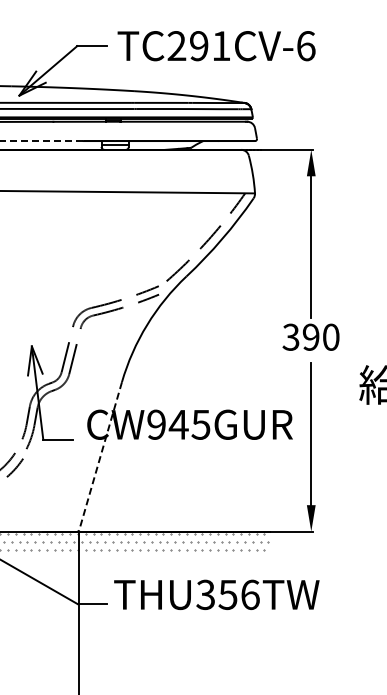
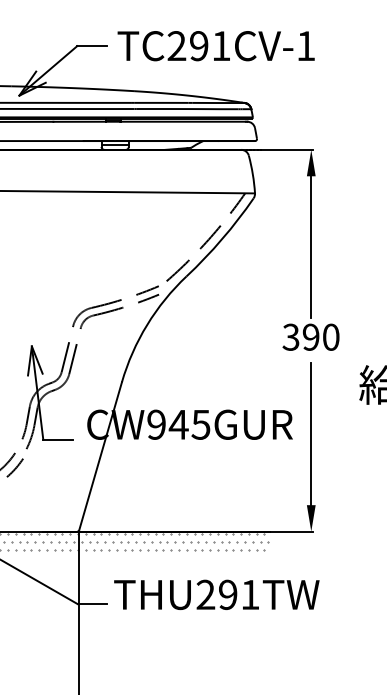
text: TC291CV-6 -> TC291CV-1 (306, 46)
line: dashed -> solid (41, 141)
line: dashed -> solid (100, 456)
text: THU356TW -> THU291TW (227, 594)
